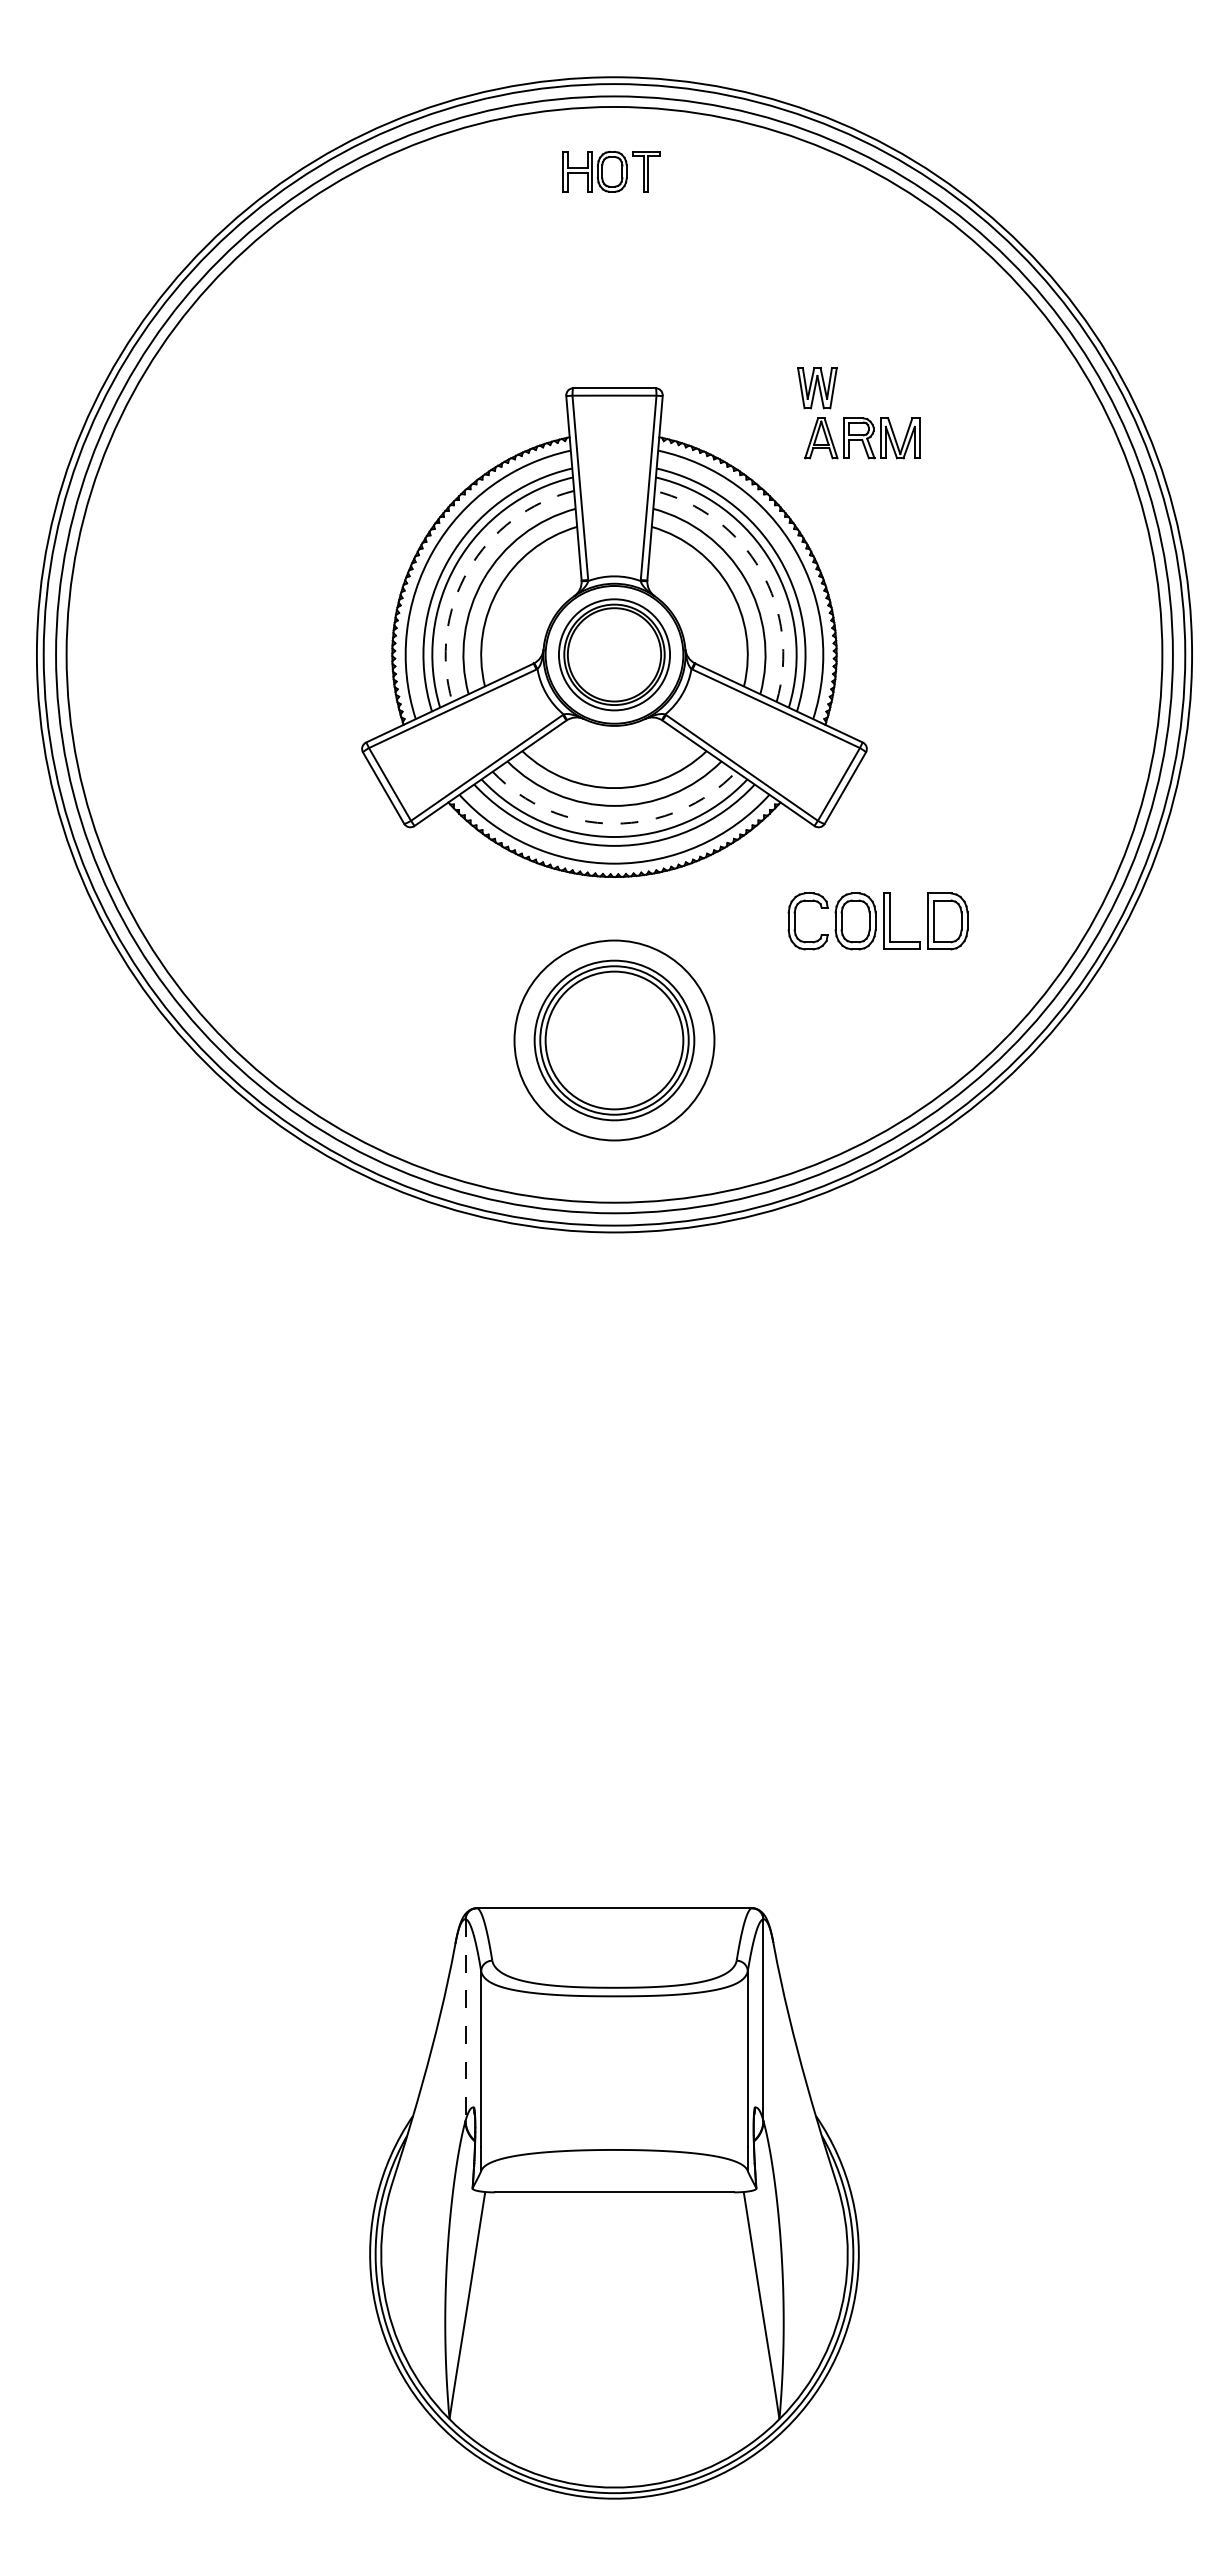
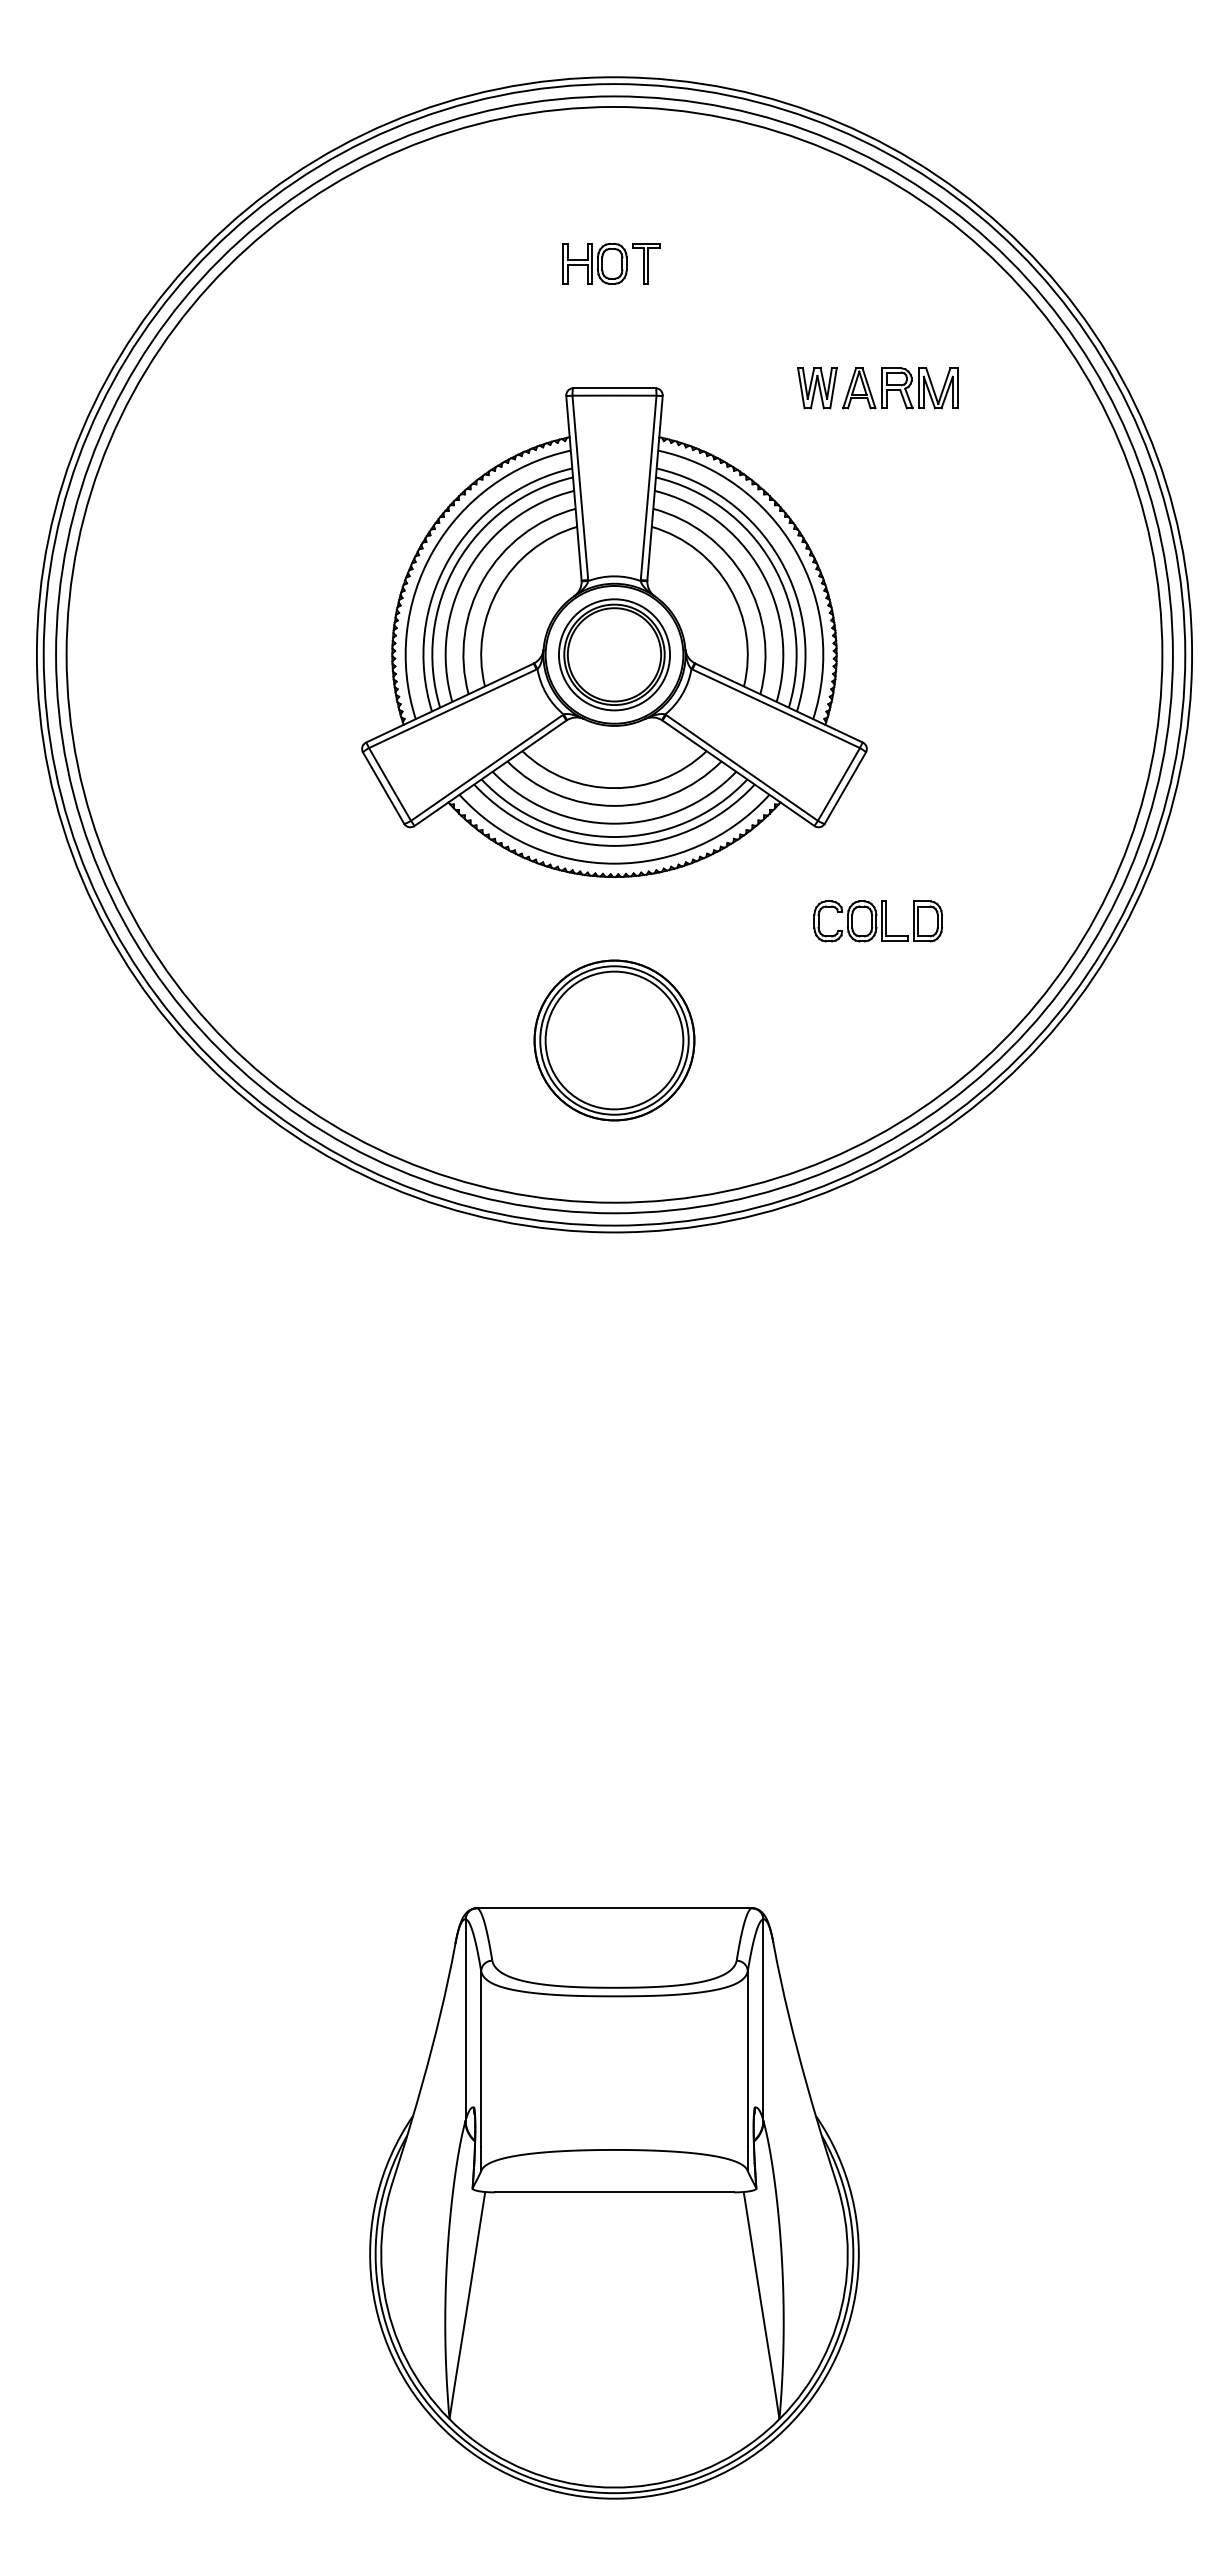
part position: (611, 171) -> (611, 263) (611, 263)
part position: (862, 438) -> (900, 388) (900, 388)
arc: dashed -> solid (468, 570)
arc: dashed -> solid (760, 570)
arc: dashed -> solid (614, 823)
part size: 182x59 px -> 131x43 px (878, 921)
circle diameter: 200 px -> 160 px (614, 1040)
line: dashed -> solid (465, 2019)
